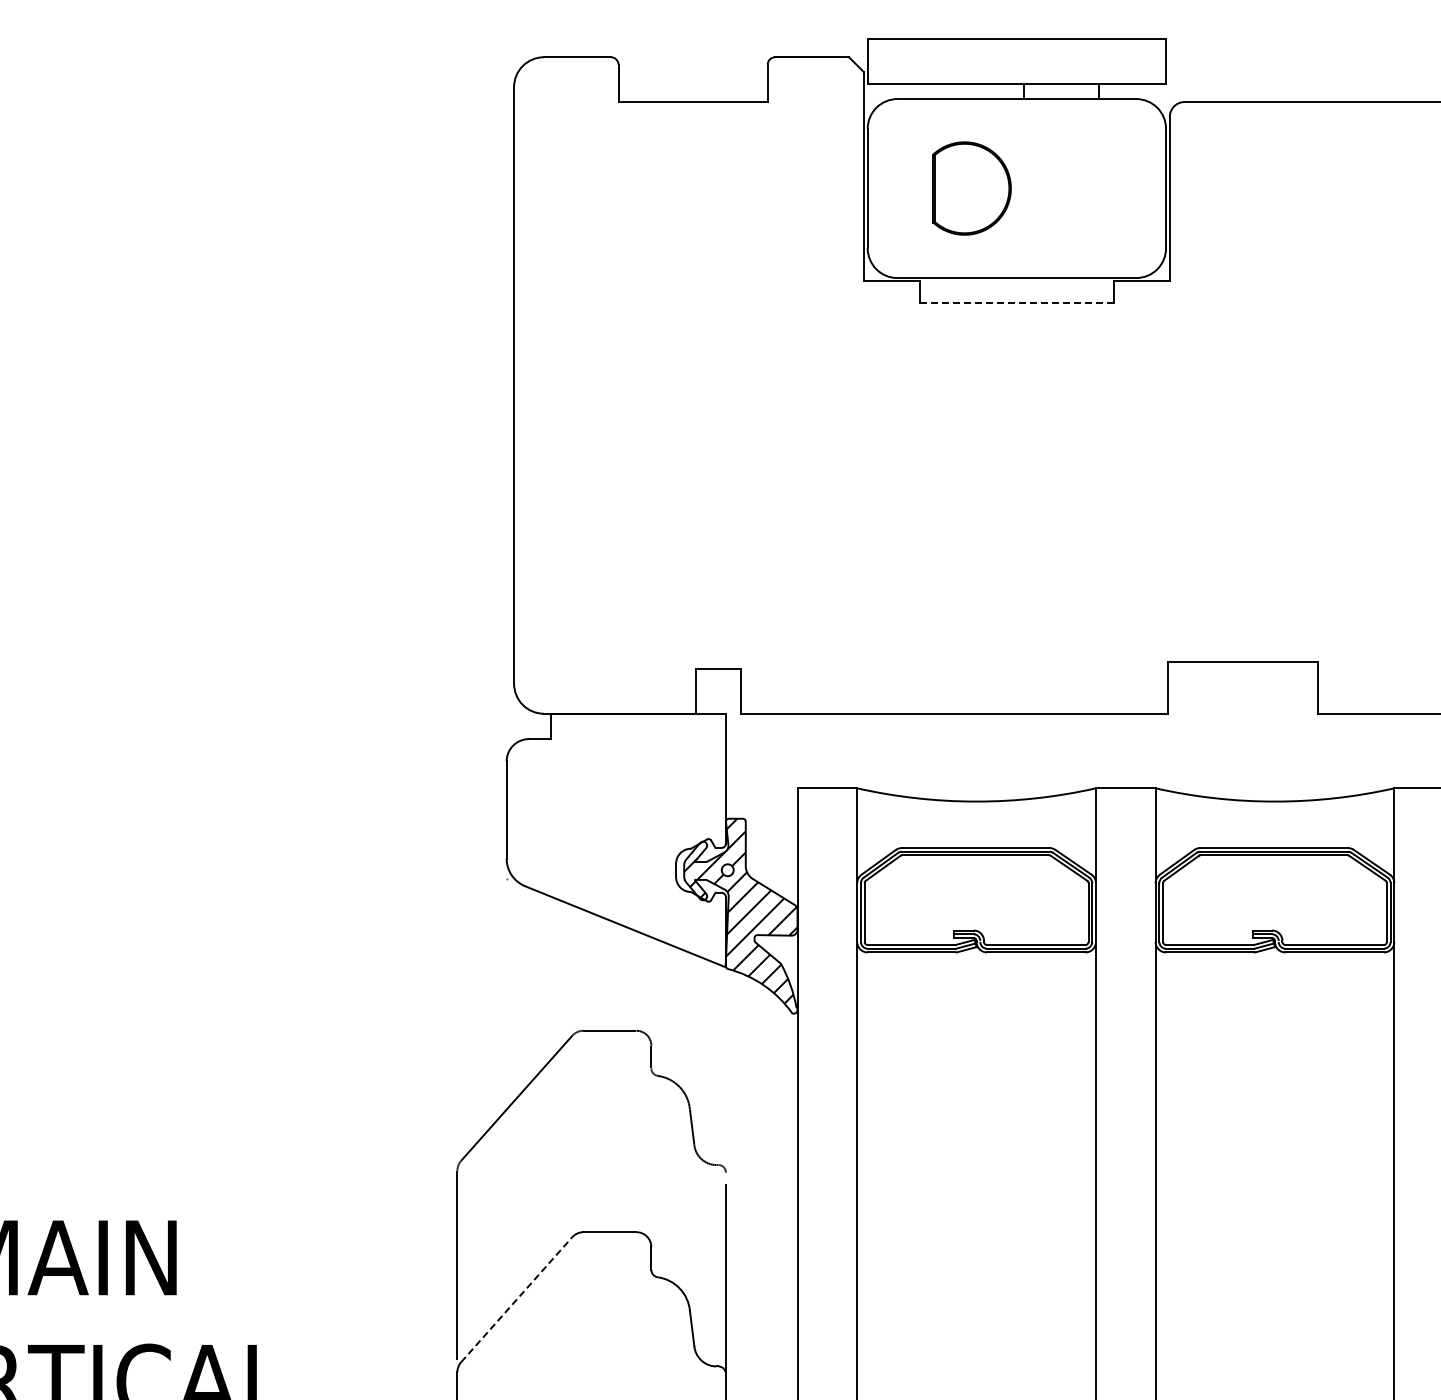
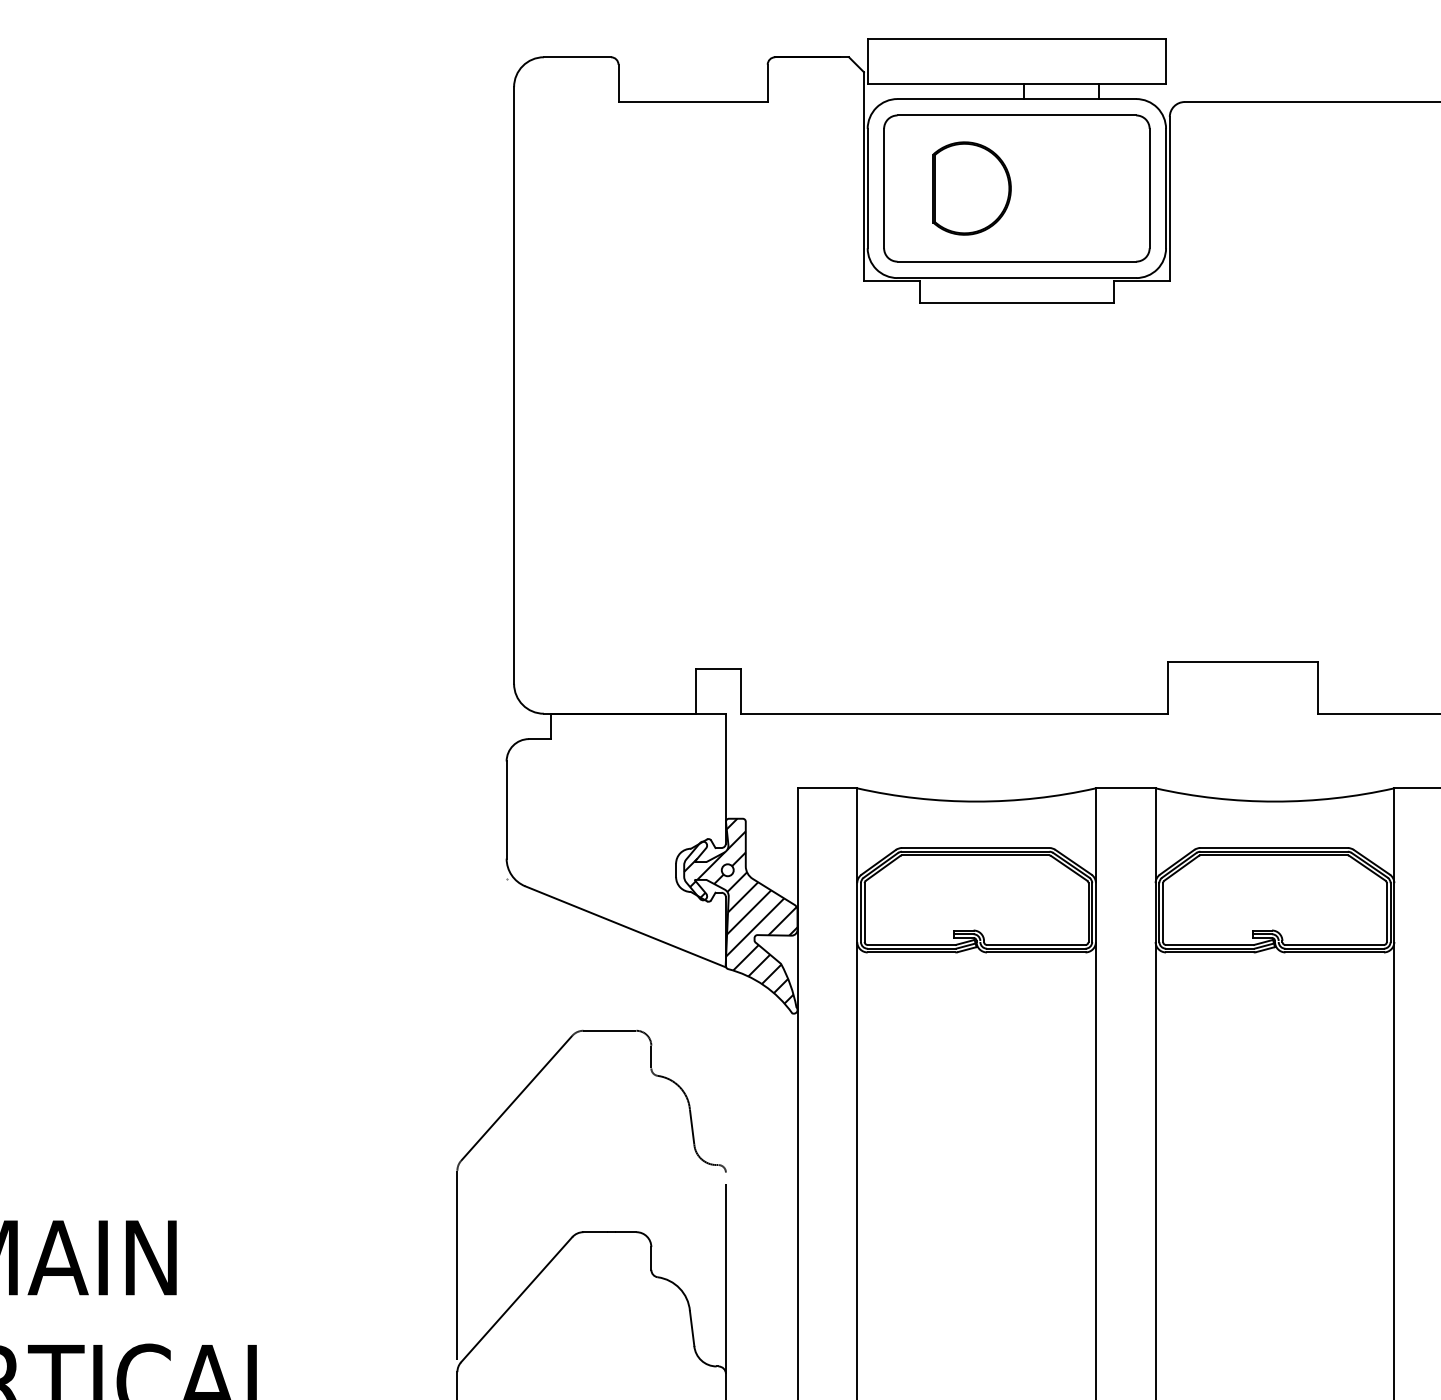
part: none -> present (1016, 188)
line: dashed -> solid (1016, 303)
line: dashed -> solid (516, 1299)
